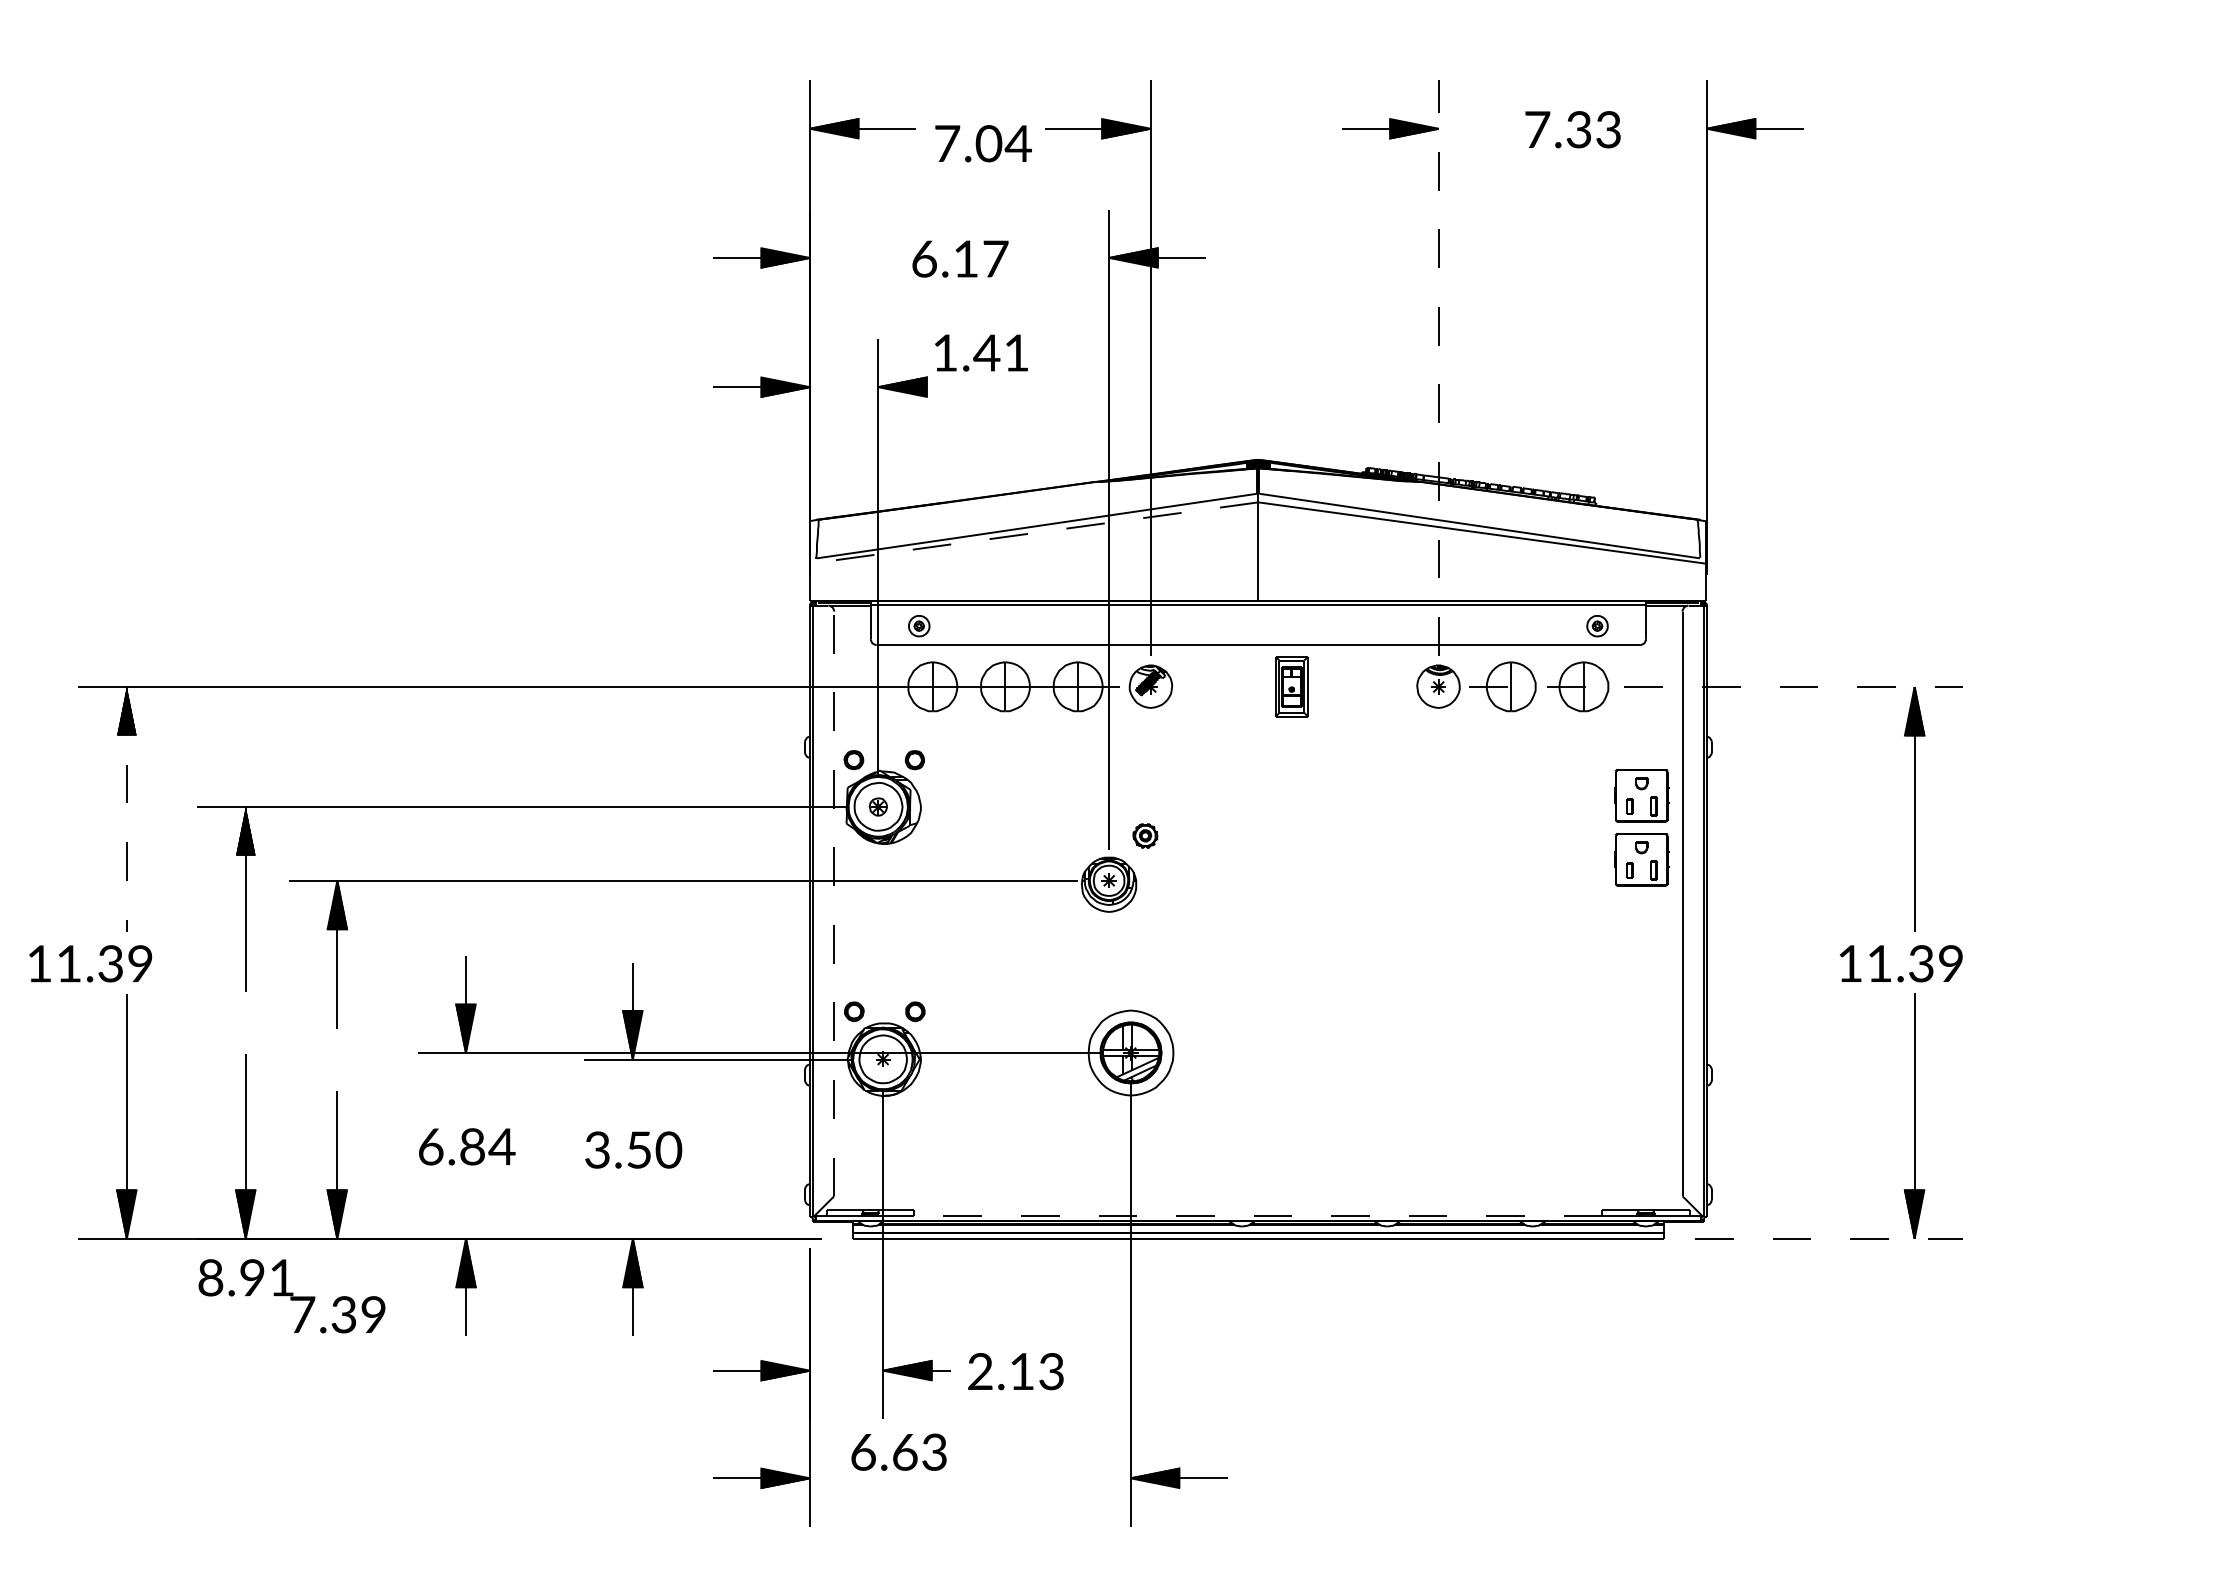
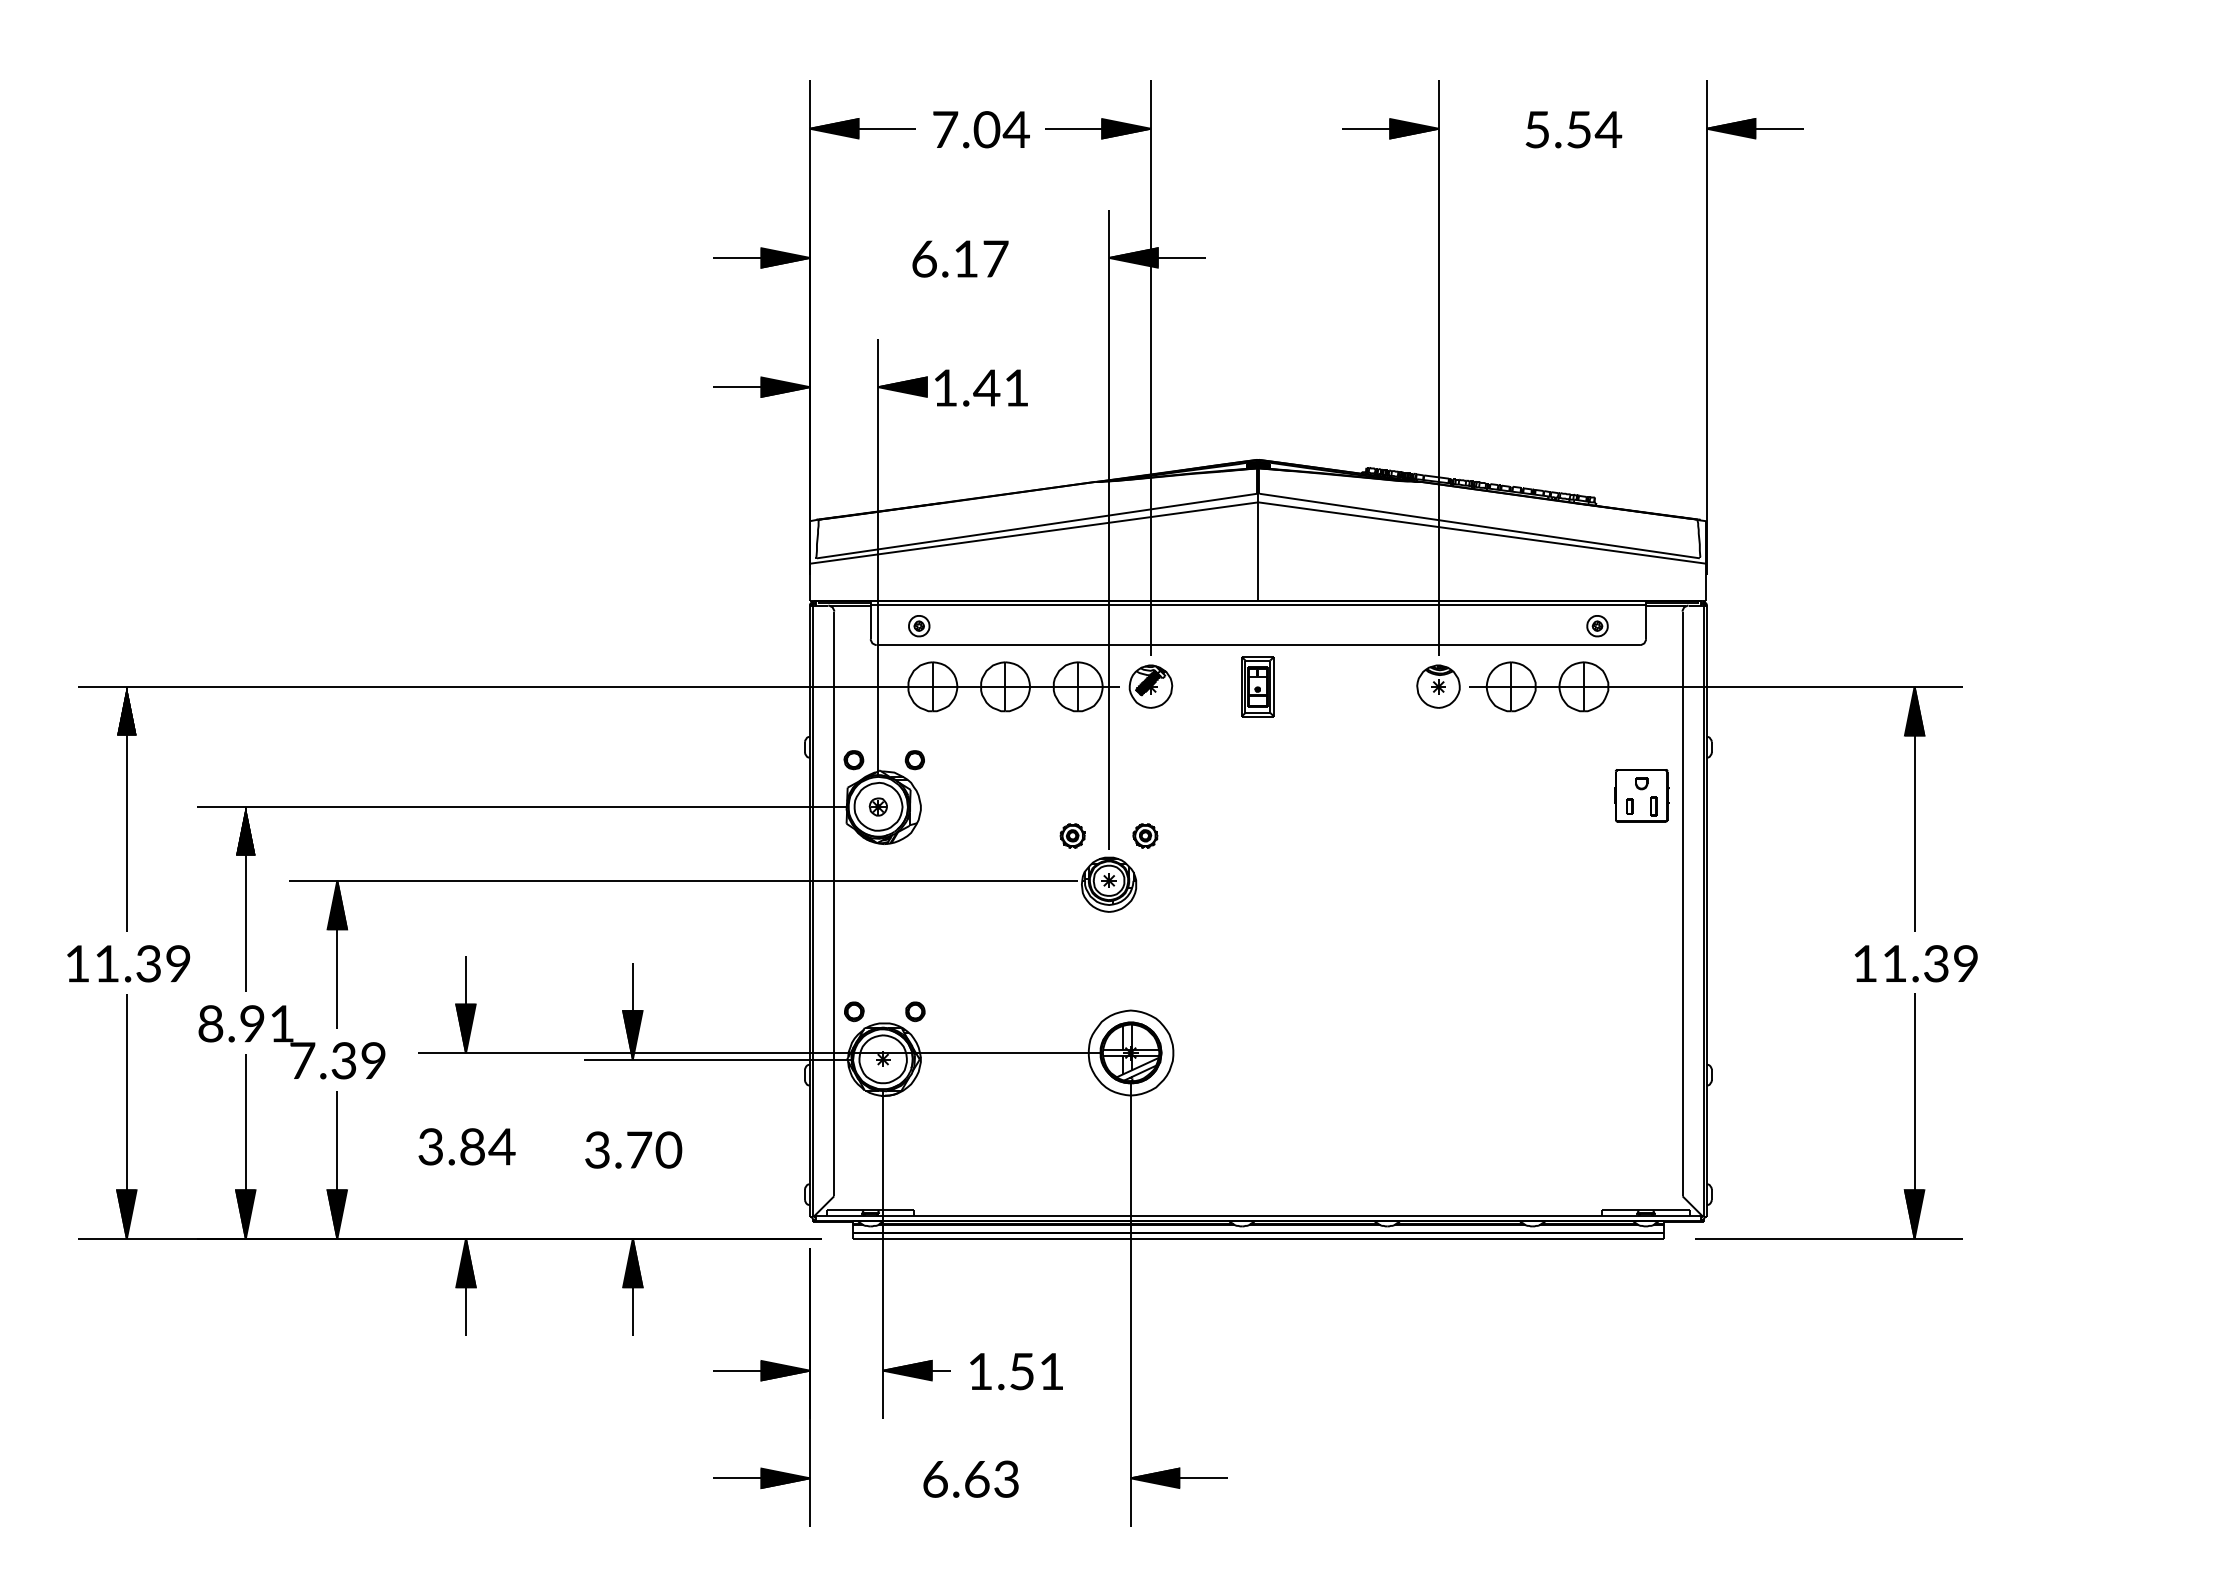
text: 7.33 -> 5.54 (1573, 129)
text position: (983, 143) -> (981, 129) (981, 129)
text position: (981, 352) -> (981, 387) (981, 387)
line: dashed -> solid (1438, 368)
line: dashed -> solid (1033, 533)
part position: (1291, 686) -> (1257, 686) (1257, 686)
line: dashed -> solid (1716, 687)
line: dashed -> solid (126, 809)
part: none -> present (1072, 835)
part: present -> none (1641, 859)
line: dashed -> solid (834, 903)
text position: (90, 963) -> (128, 963) (128, 963)
text position: (1900, 963) -> (1915, 963) (1915, 963)
text: 6.84 -> 3.84 (430, 1146)
text: 3.50 -> 3.70 (639, 1149)
line: dashed -> solid (1258, 1216)
line: dashed -> solid (1829, 1238)
text position: (291, 1296) -> (291, 1042) (291, 1042)
text: 2.13 -> 1.51 (1015, 1371)
text position: (898, 1451) -> (970, 1478) (970, 1478)
